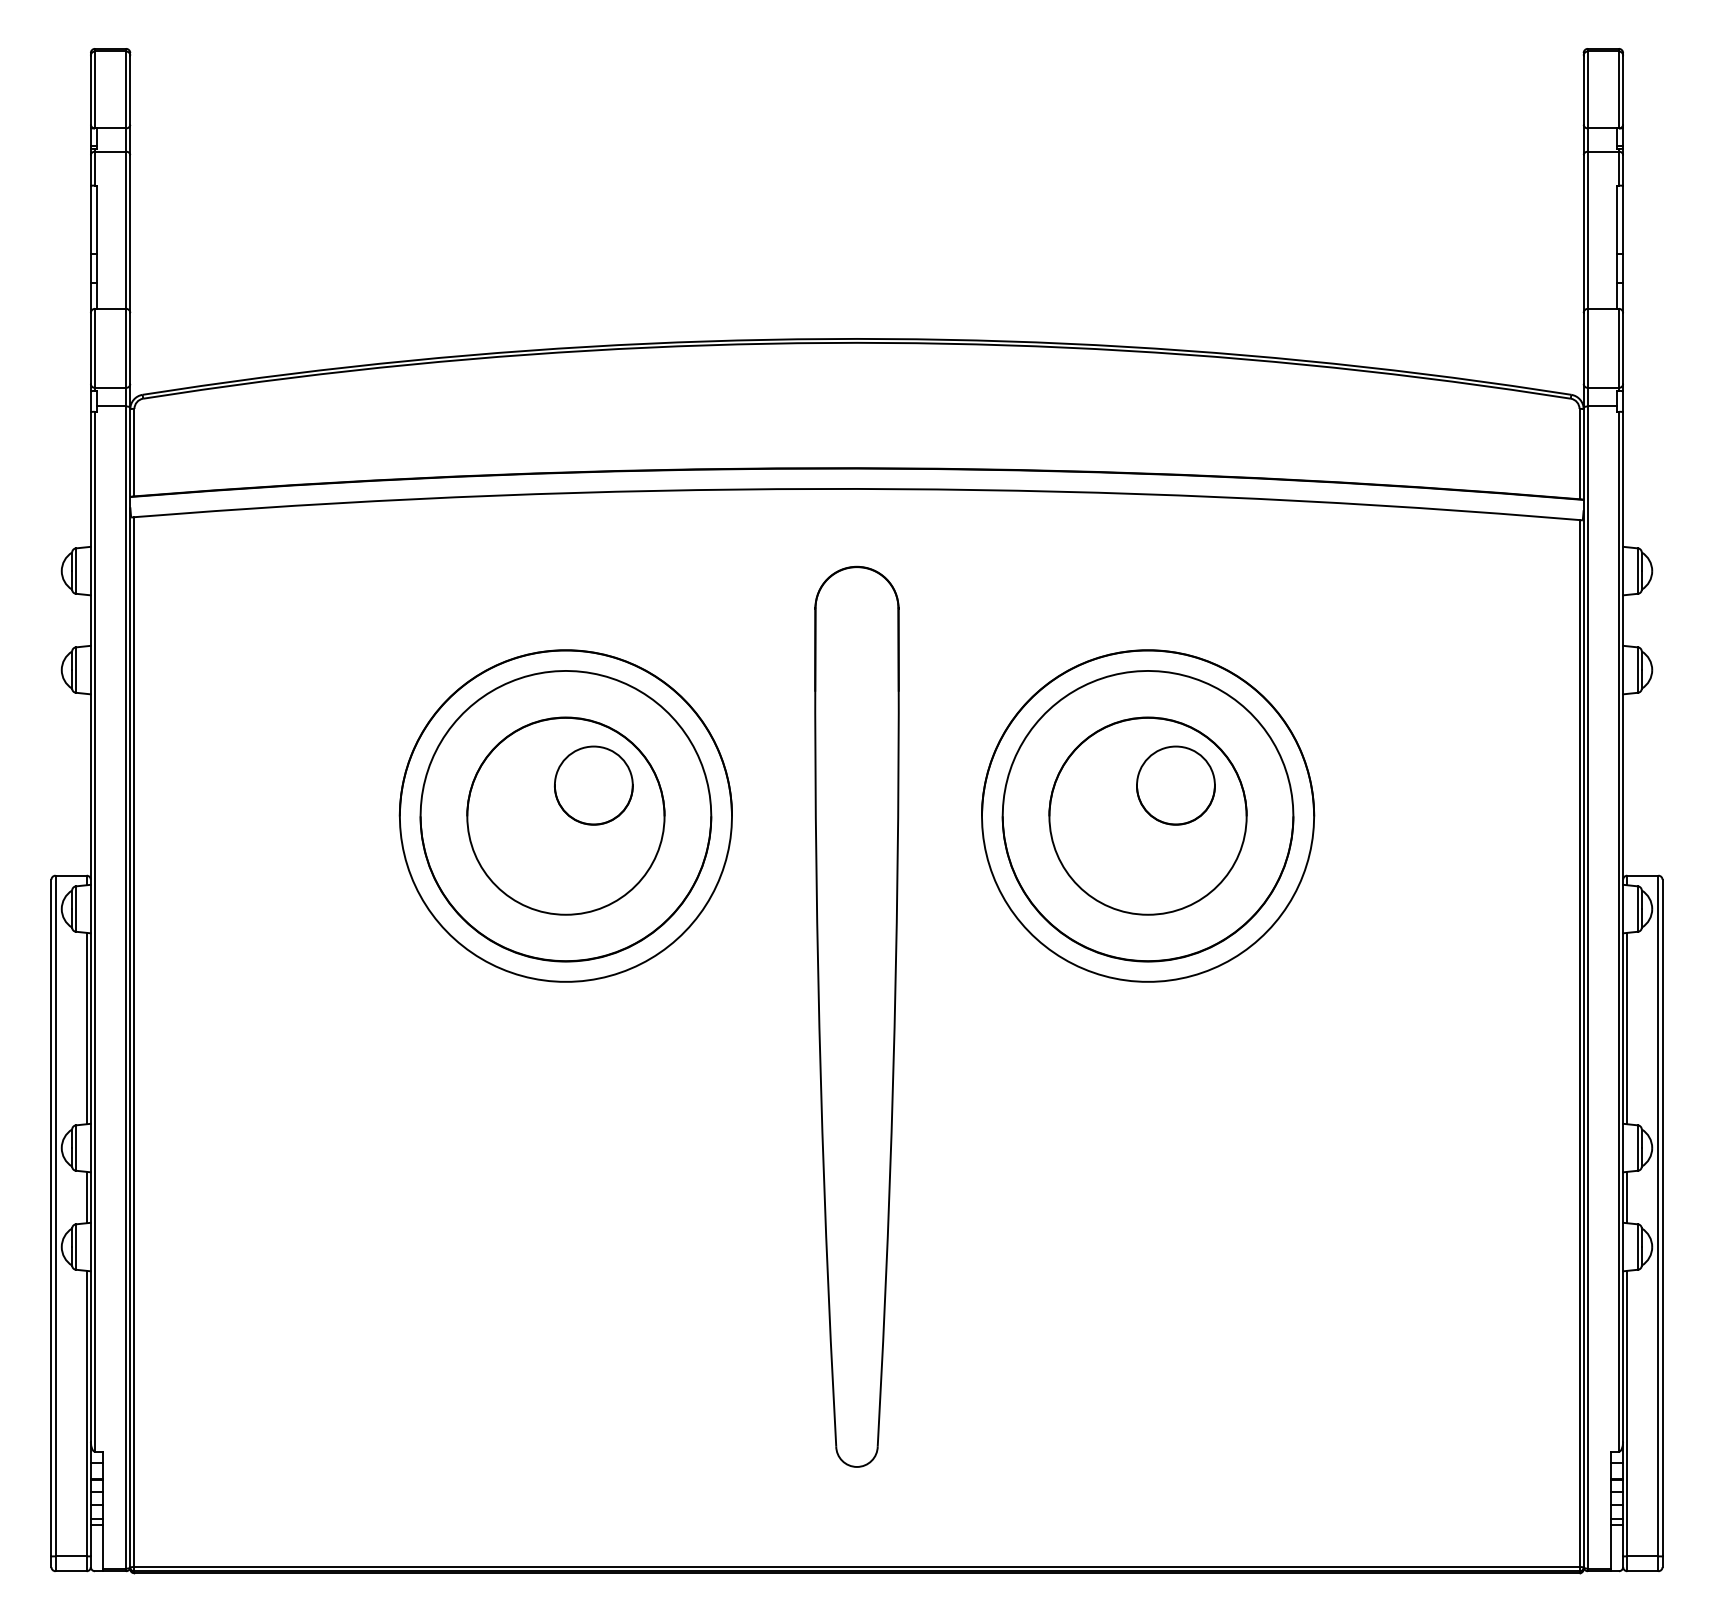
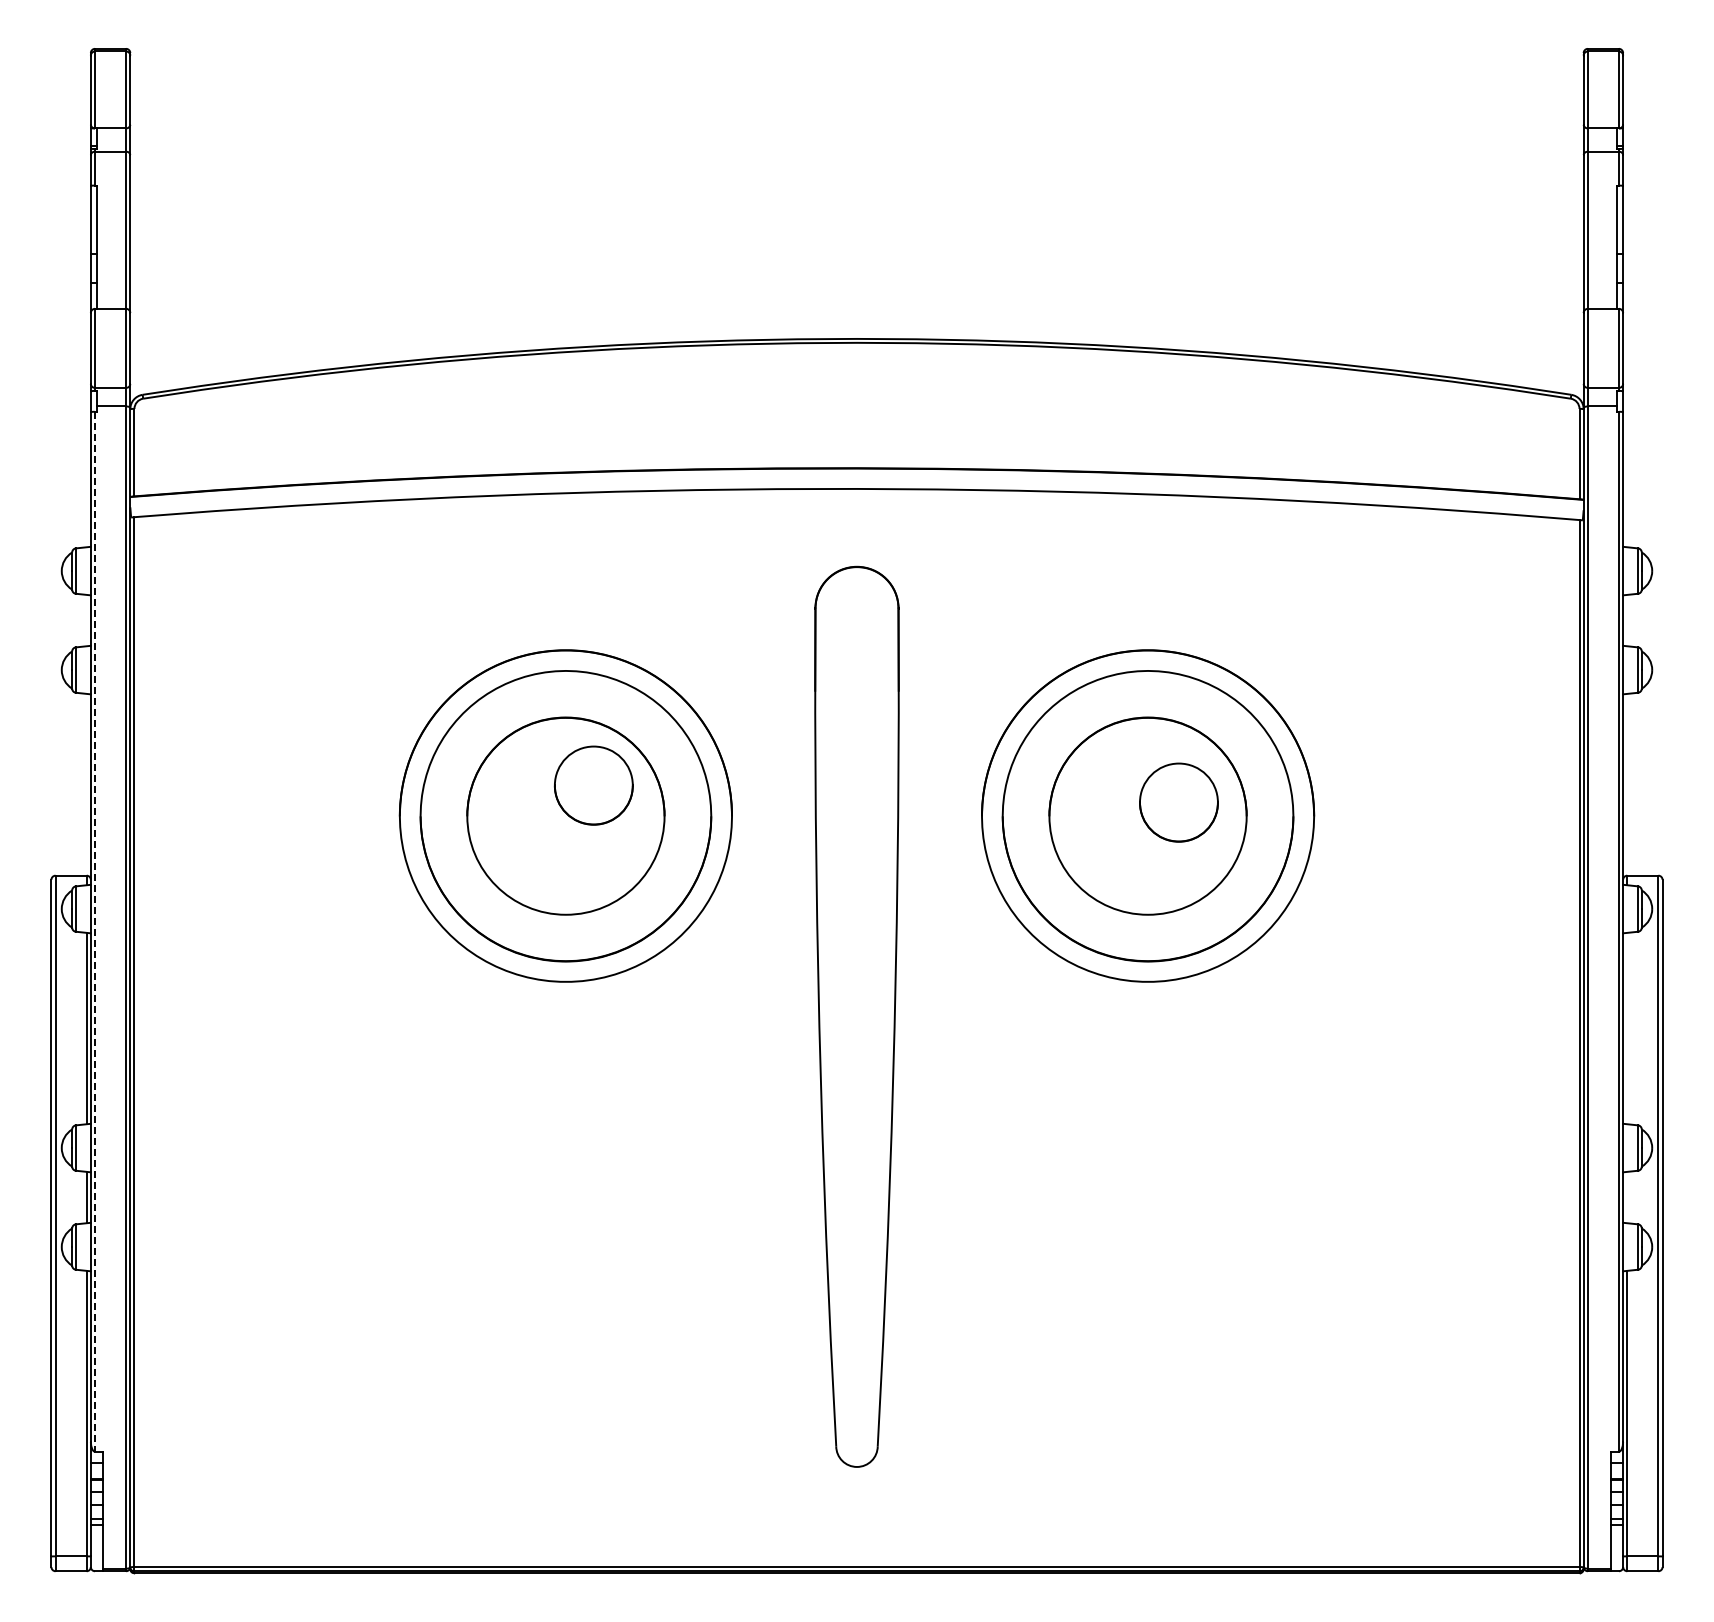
part position: (1175, 785) -> (1178, 802) (1178, 802)
line: solid -> dashed (95, 931)
line: present -> none (1627, 1028)
line: present -> none (1627, 1197)
